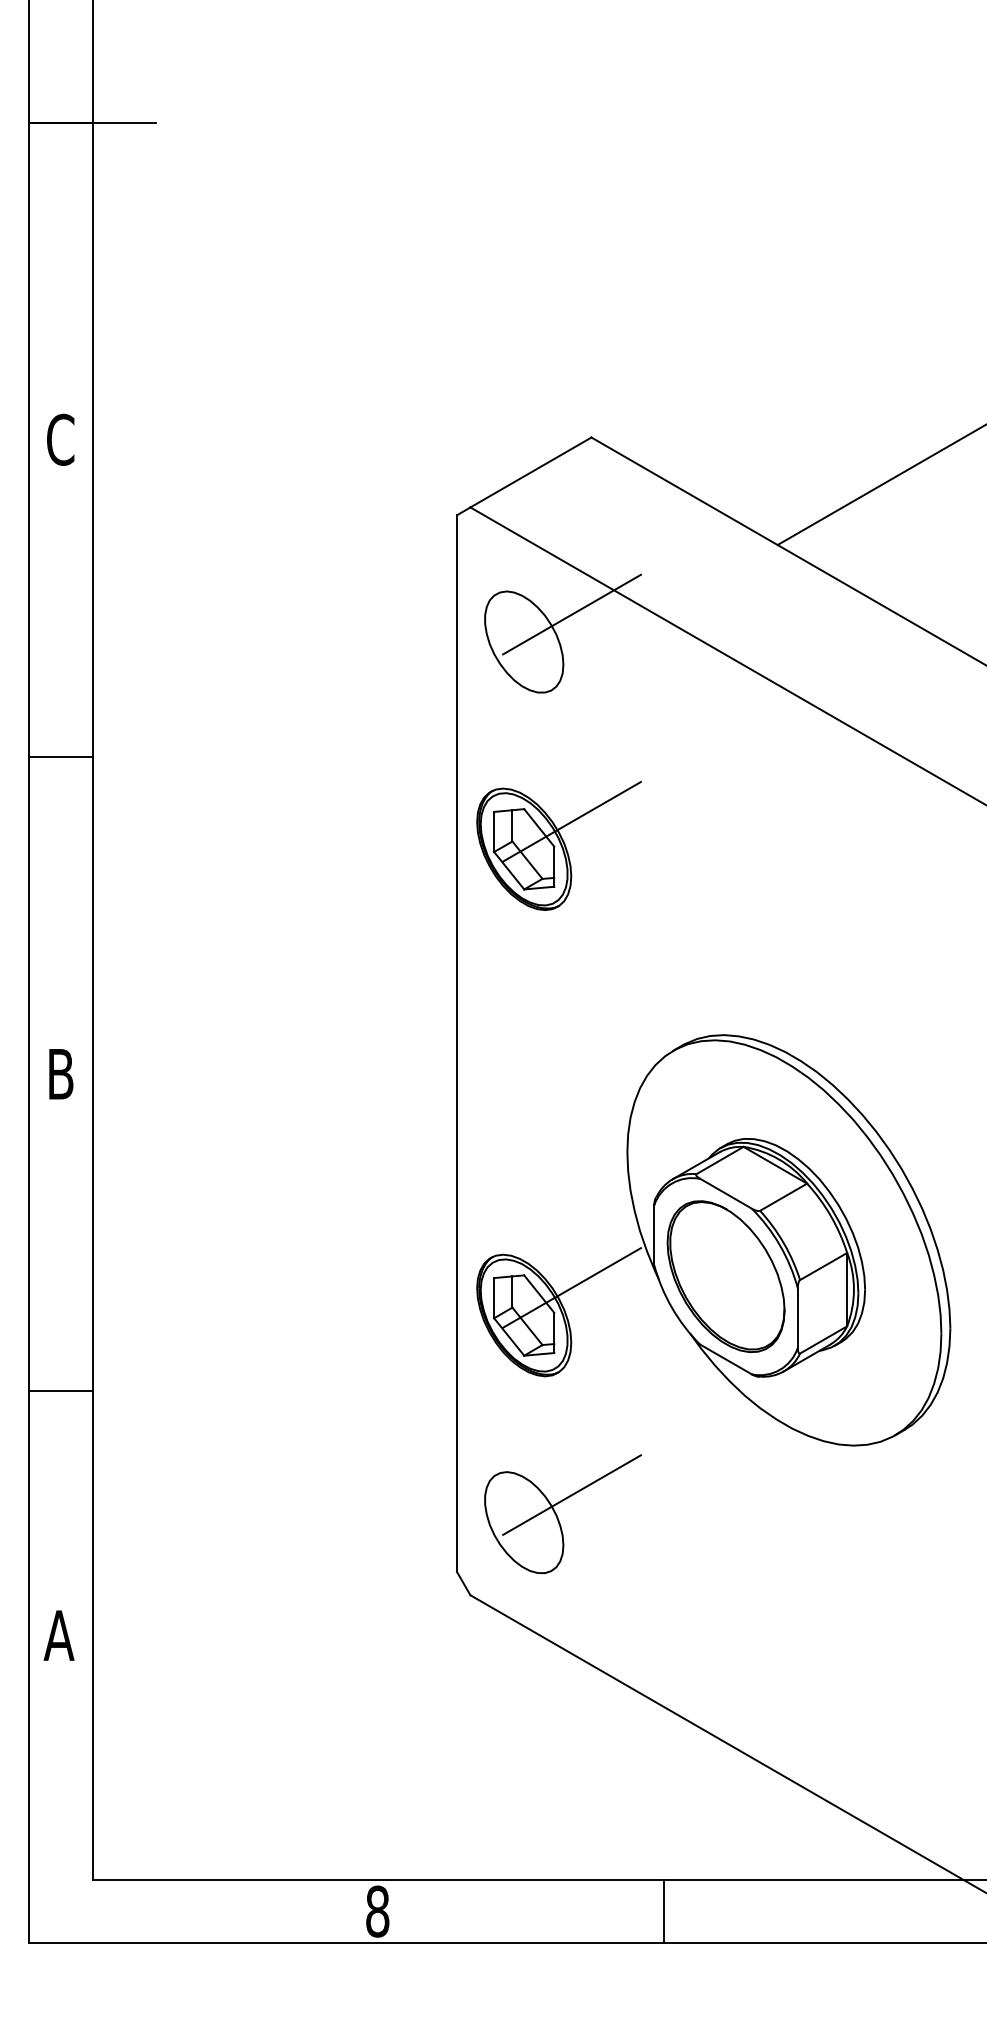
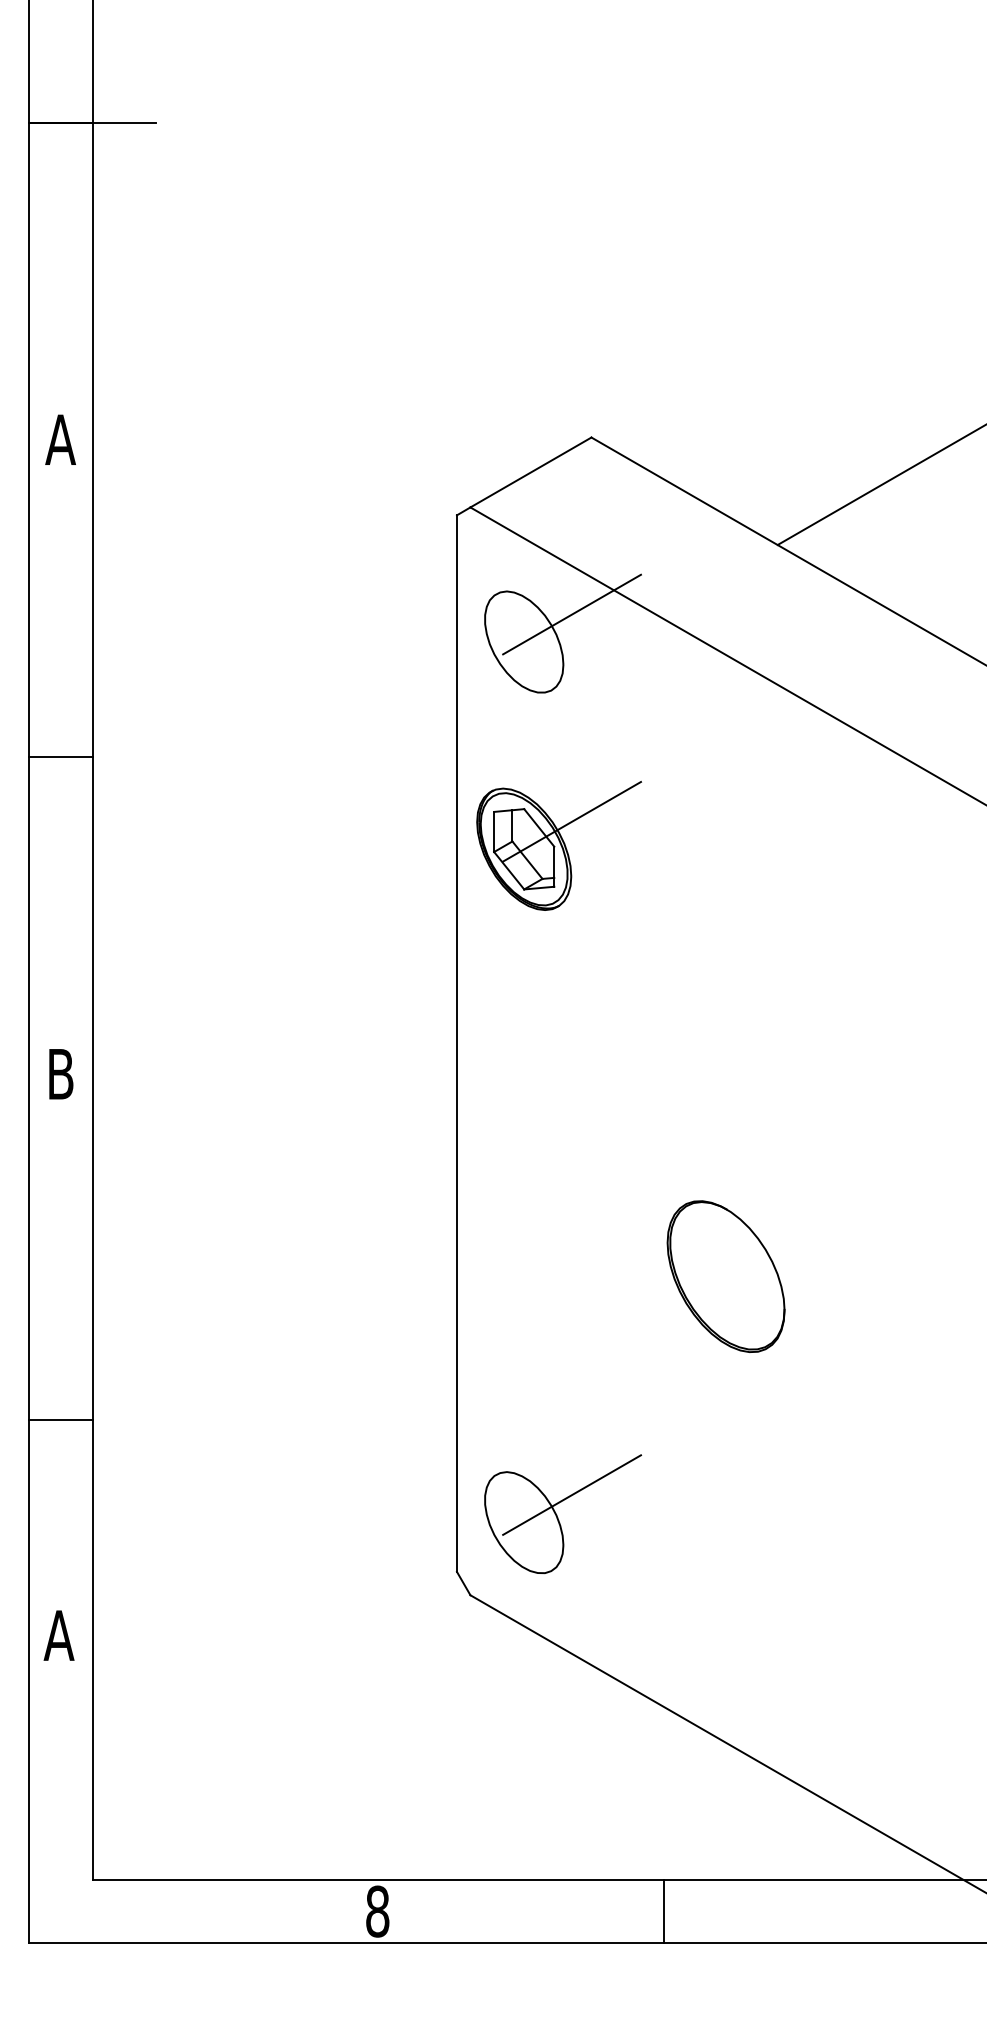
text: C -> A (60, 439)
part: present -> none (713, 1240)
line position: (60, 1391) -> (60, 1420) (60, 1420)
